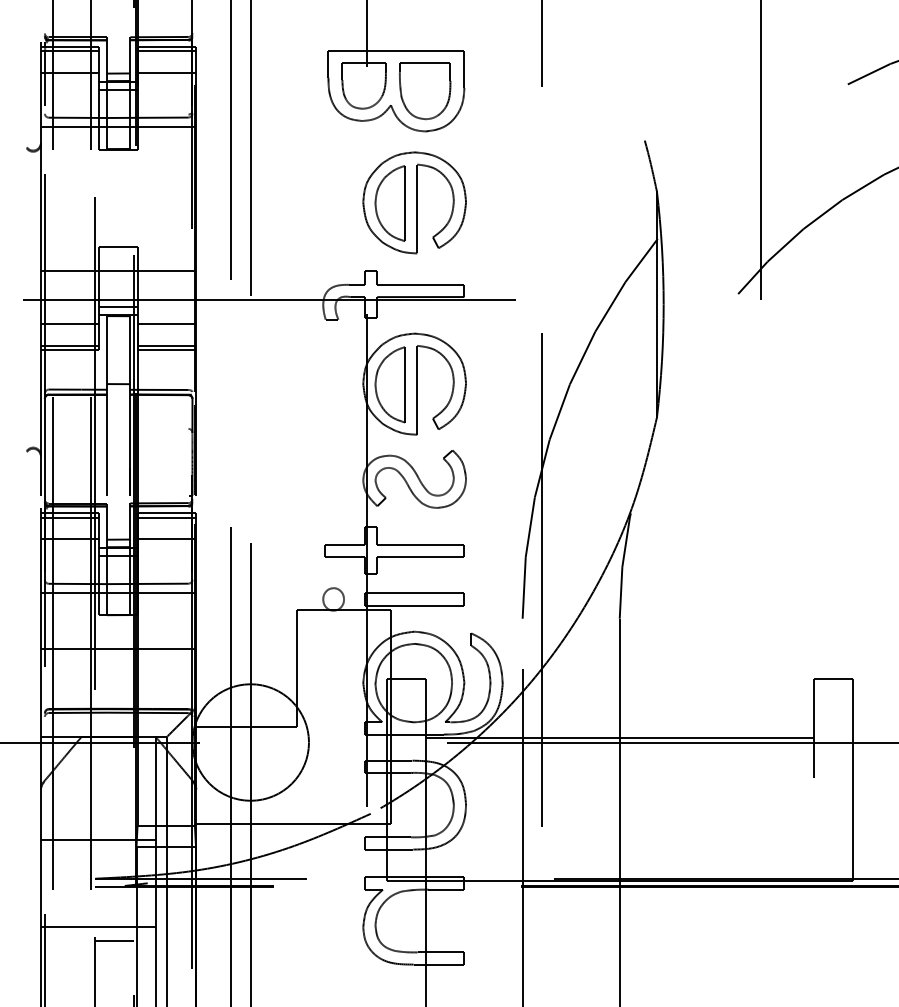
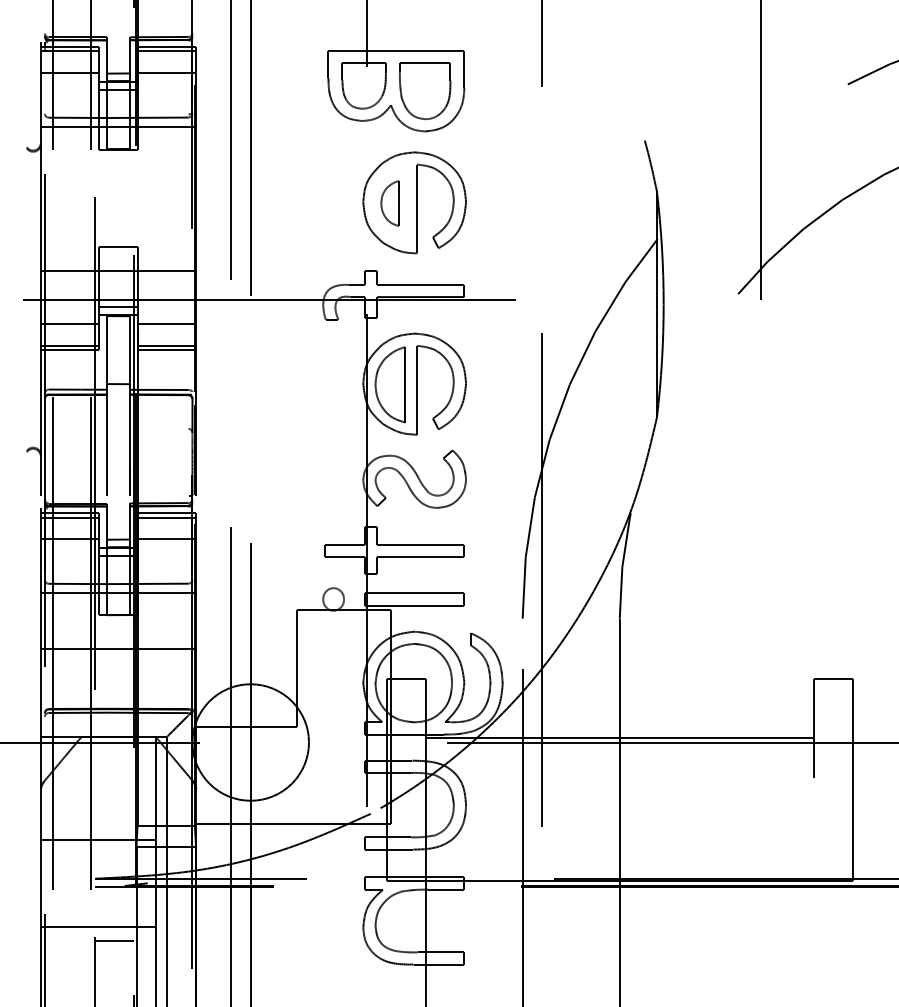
line: present -> none (44, 78)
part size: 32x77 px -> 20x47 px (389, 203)
